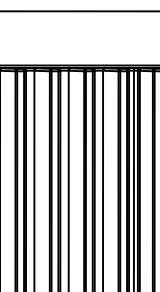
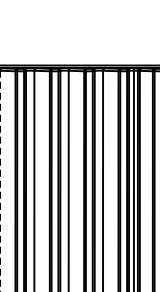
line: present -> none (79, 11)
line: solid -> dashed (0, 181)
